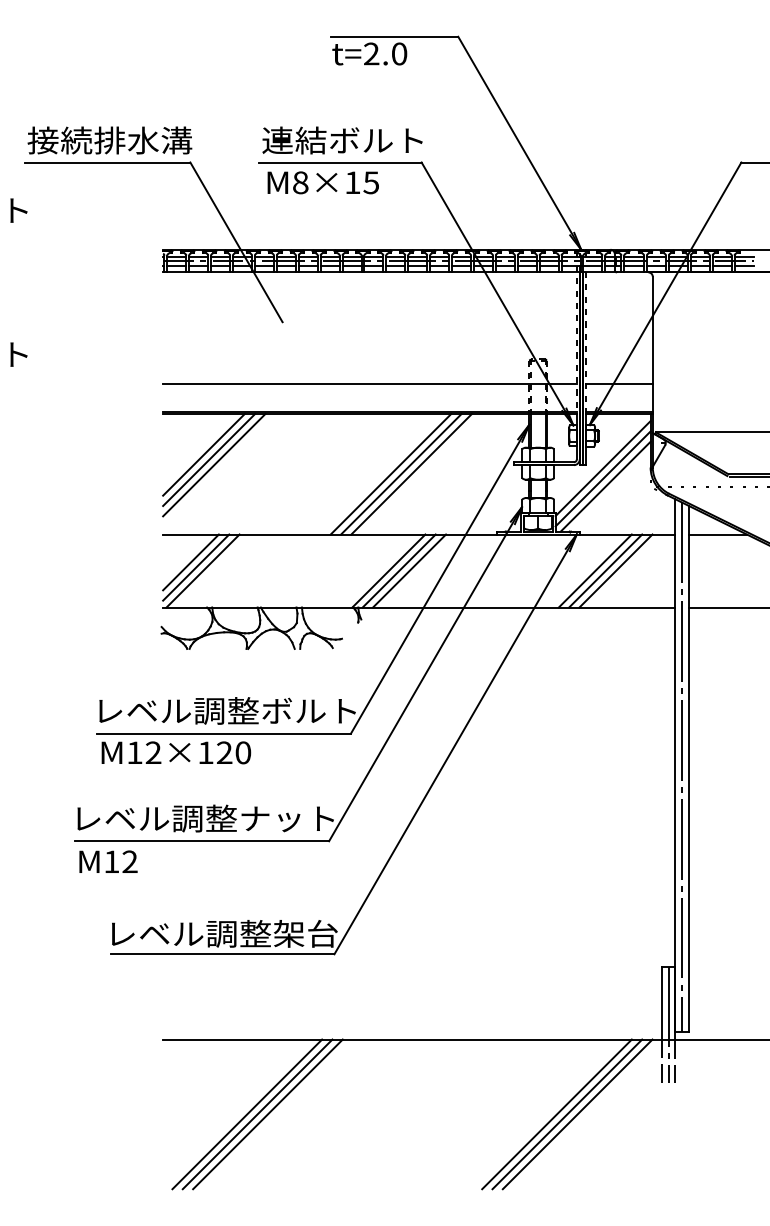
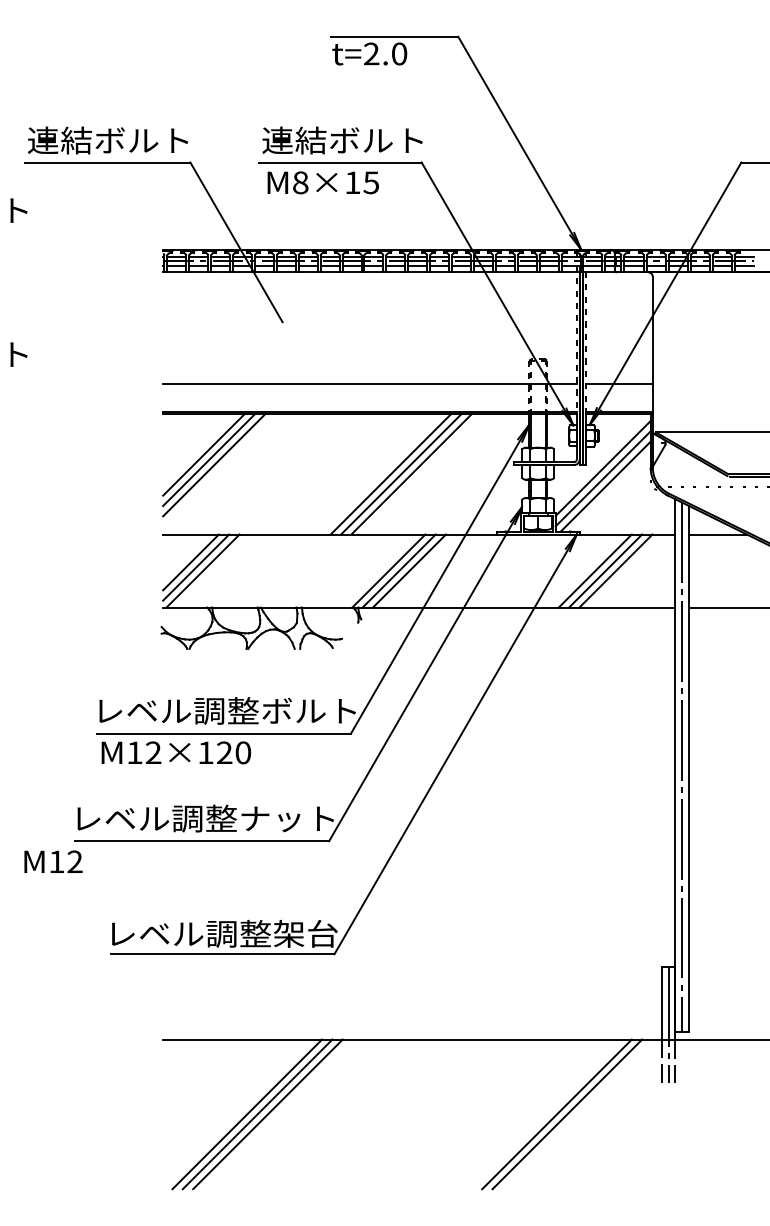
text: 接続排水溝 -> 連結ボルト (109, 140)
text position: (108, 861) -> (53, 861) (53, 861)
line: present -> none (577, 1114)
